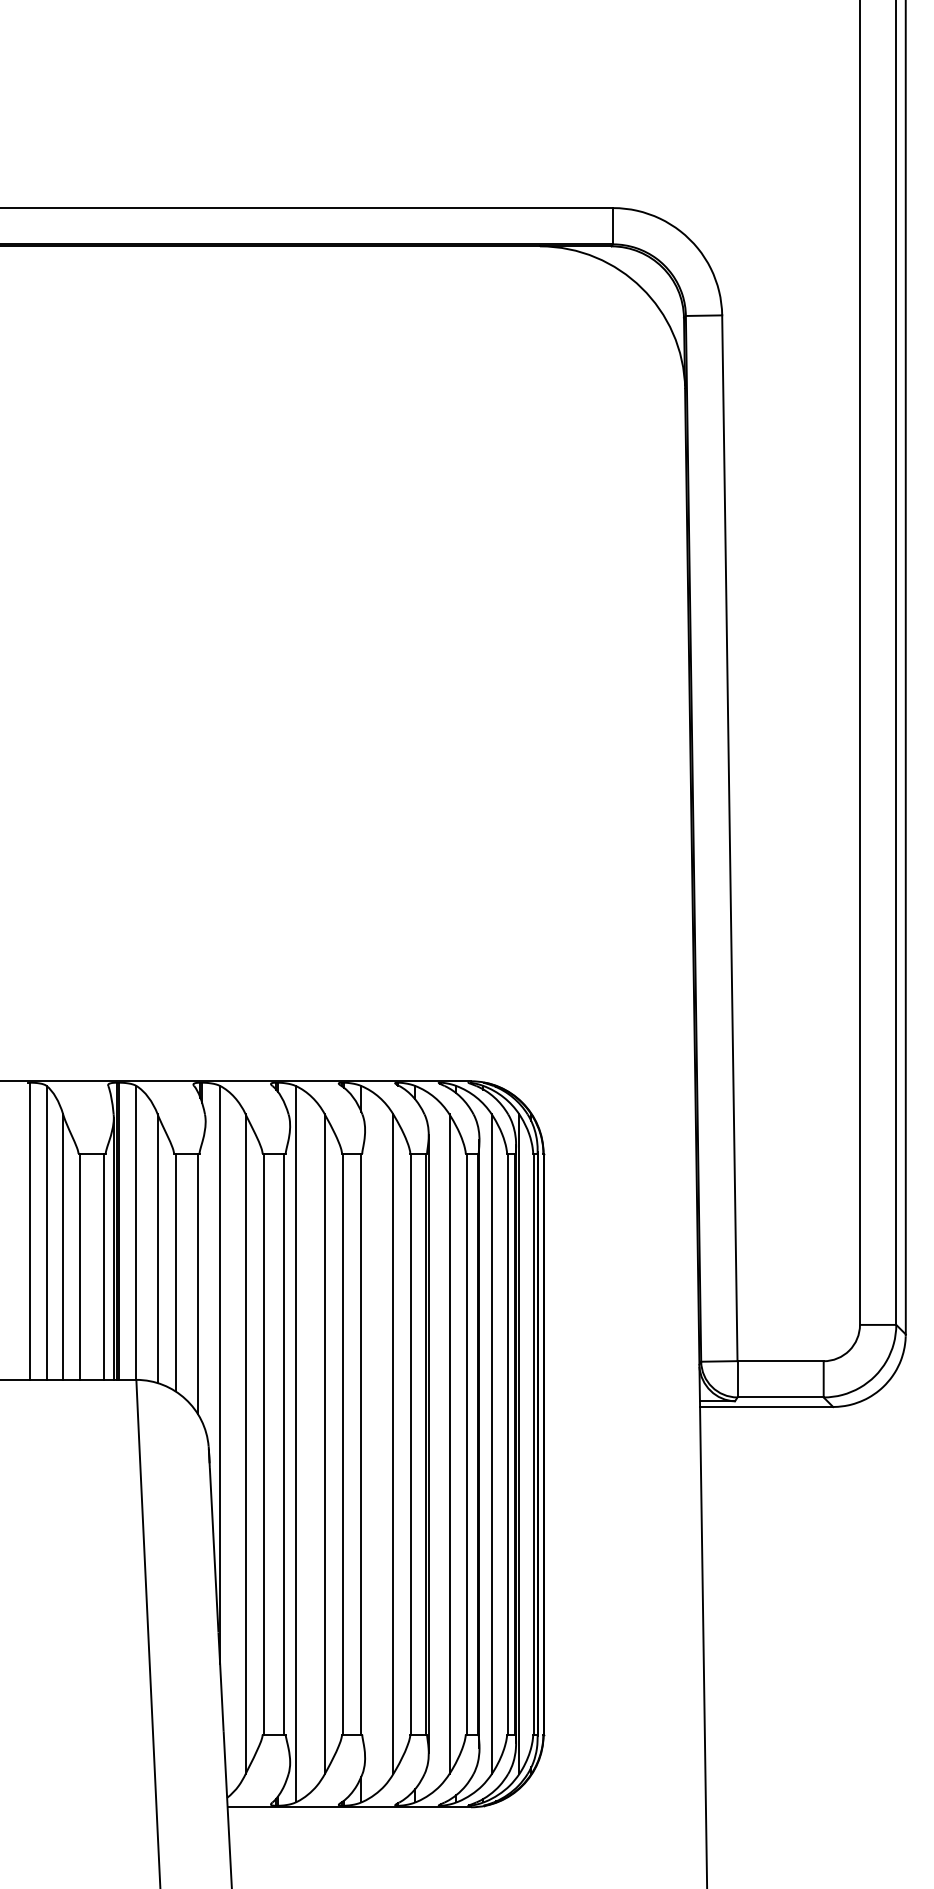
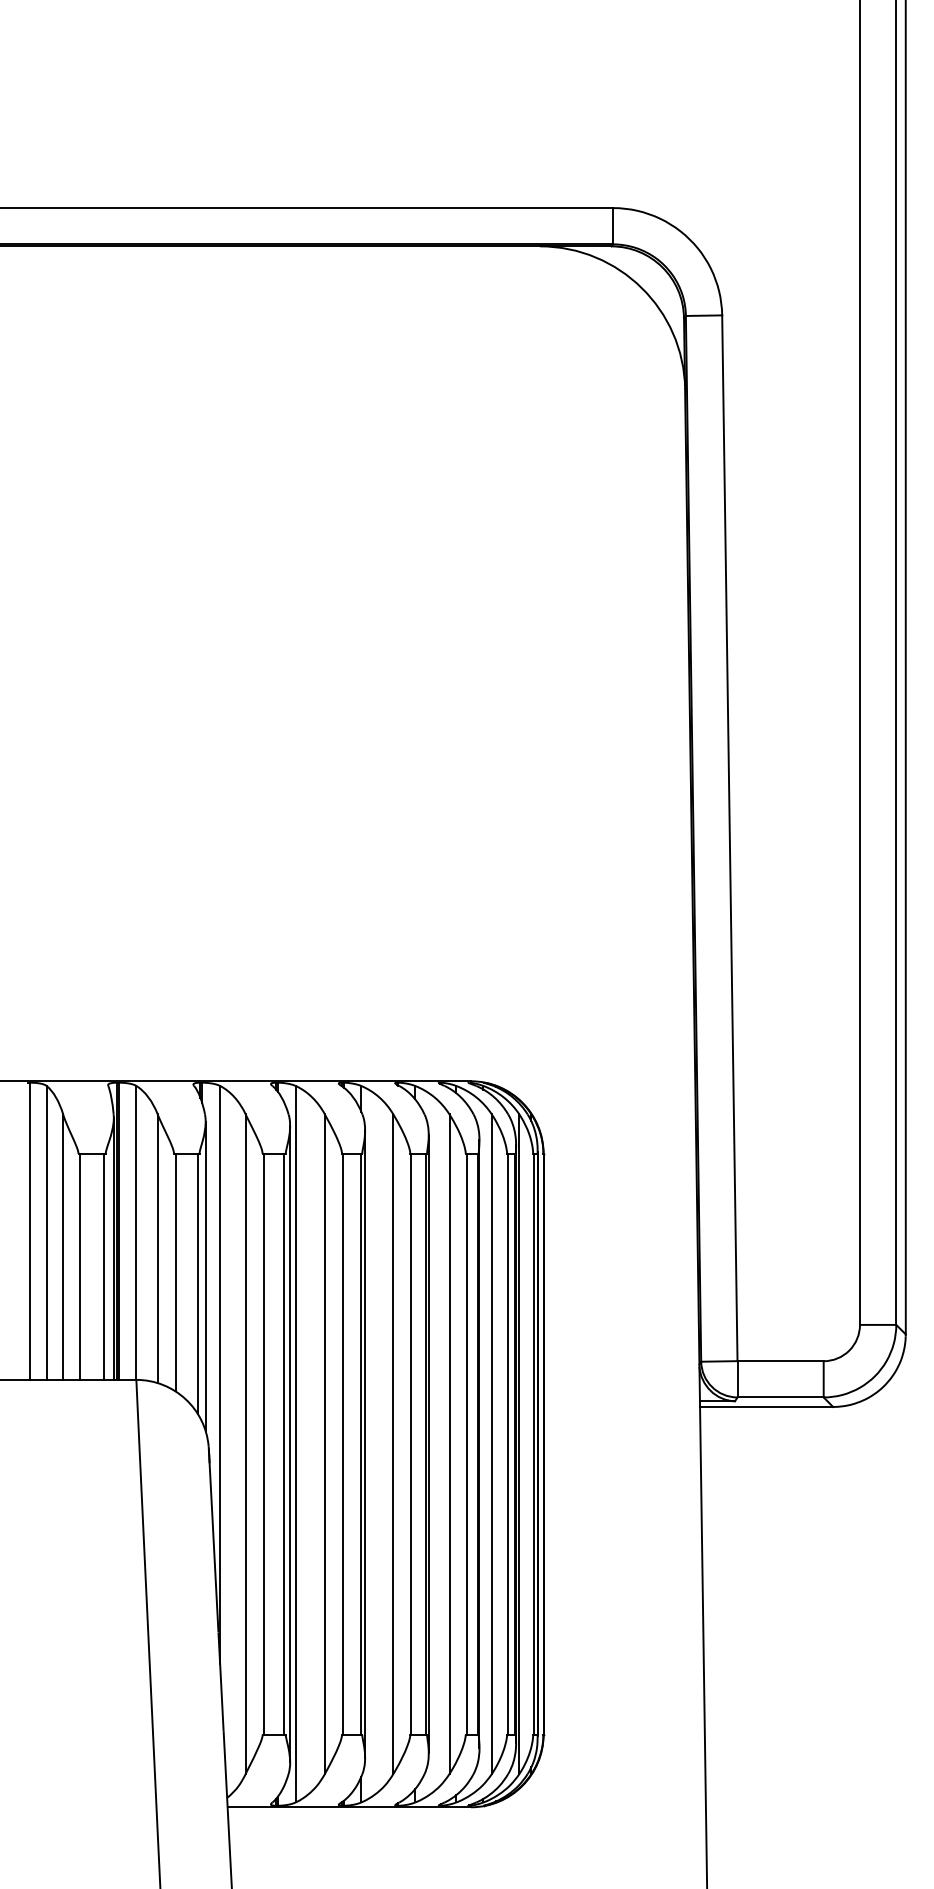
line: none -> present (205, 1276)
line: none -> present (365, 1443)
line: none -> present (290, 1444)
